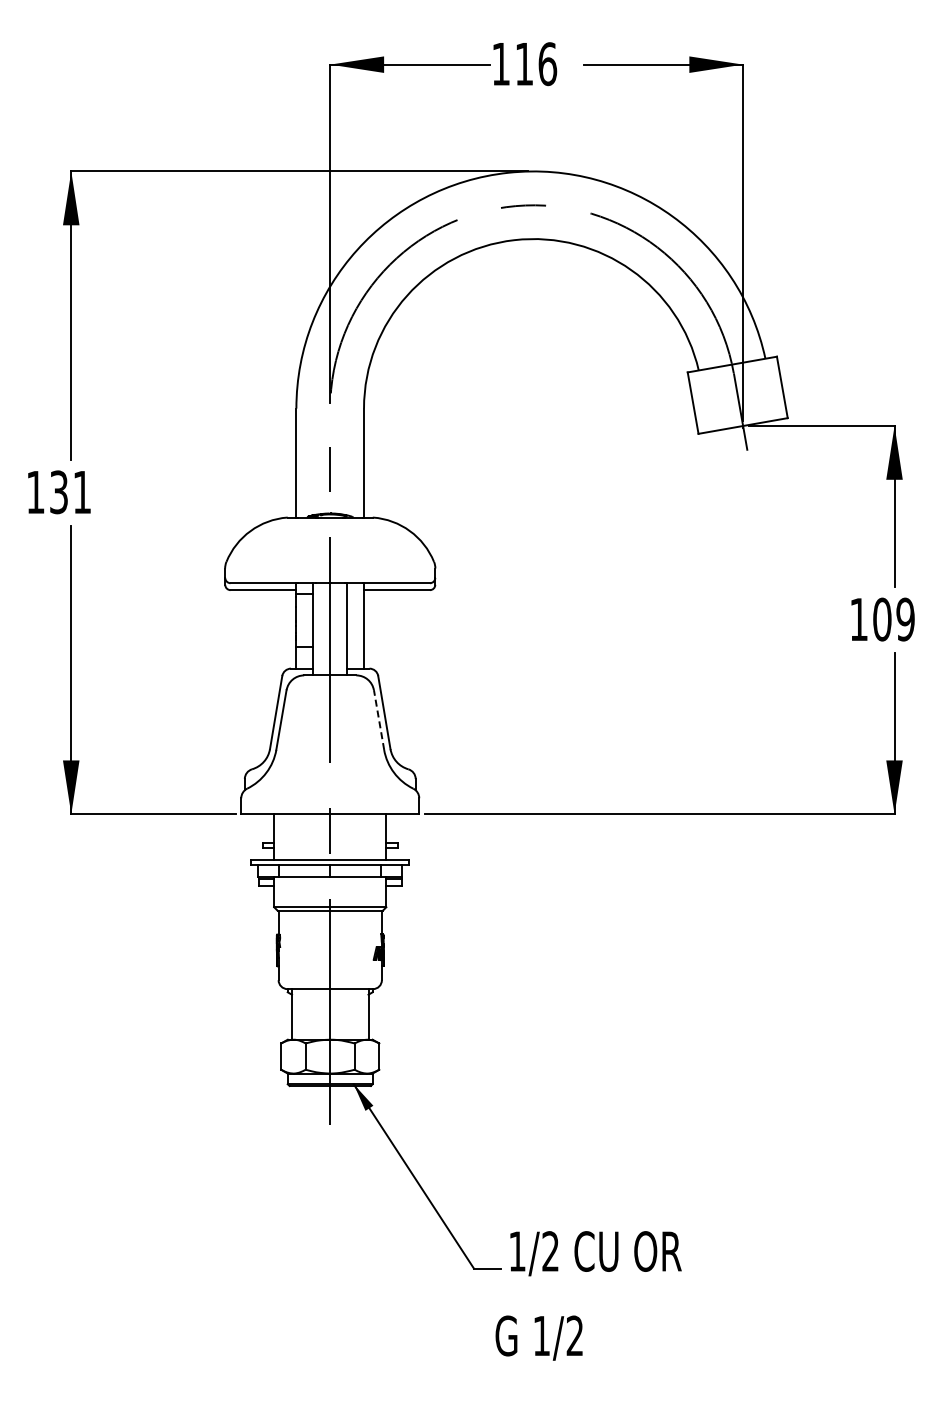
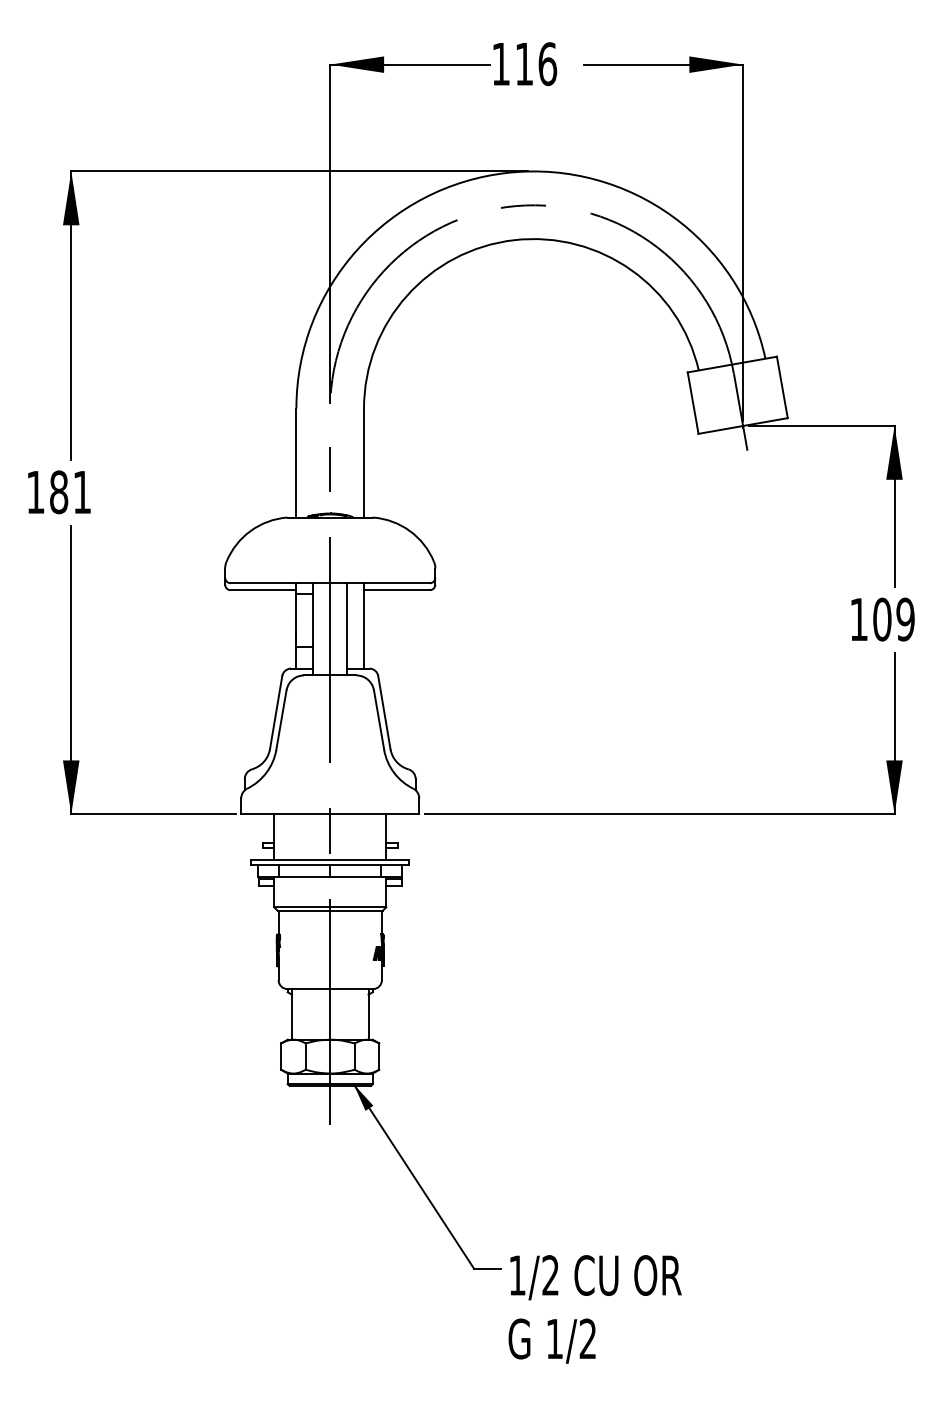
text: 131 -> 181 (59, 492)
line: dashed -> solid (379, 719)
text position: (595, 1253) -> (595, 1277) (595, 1277)
text position: (538, 1337) -> (551, 1340) (551, 1340)
